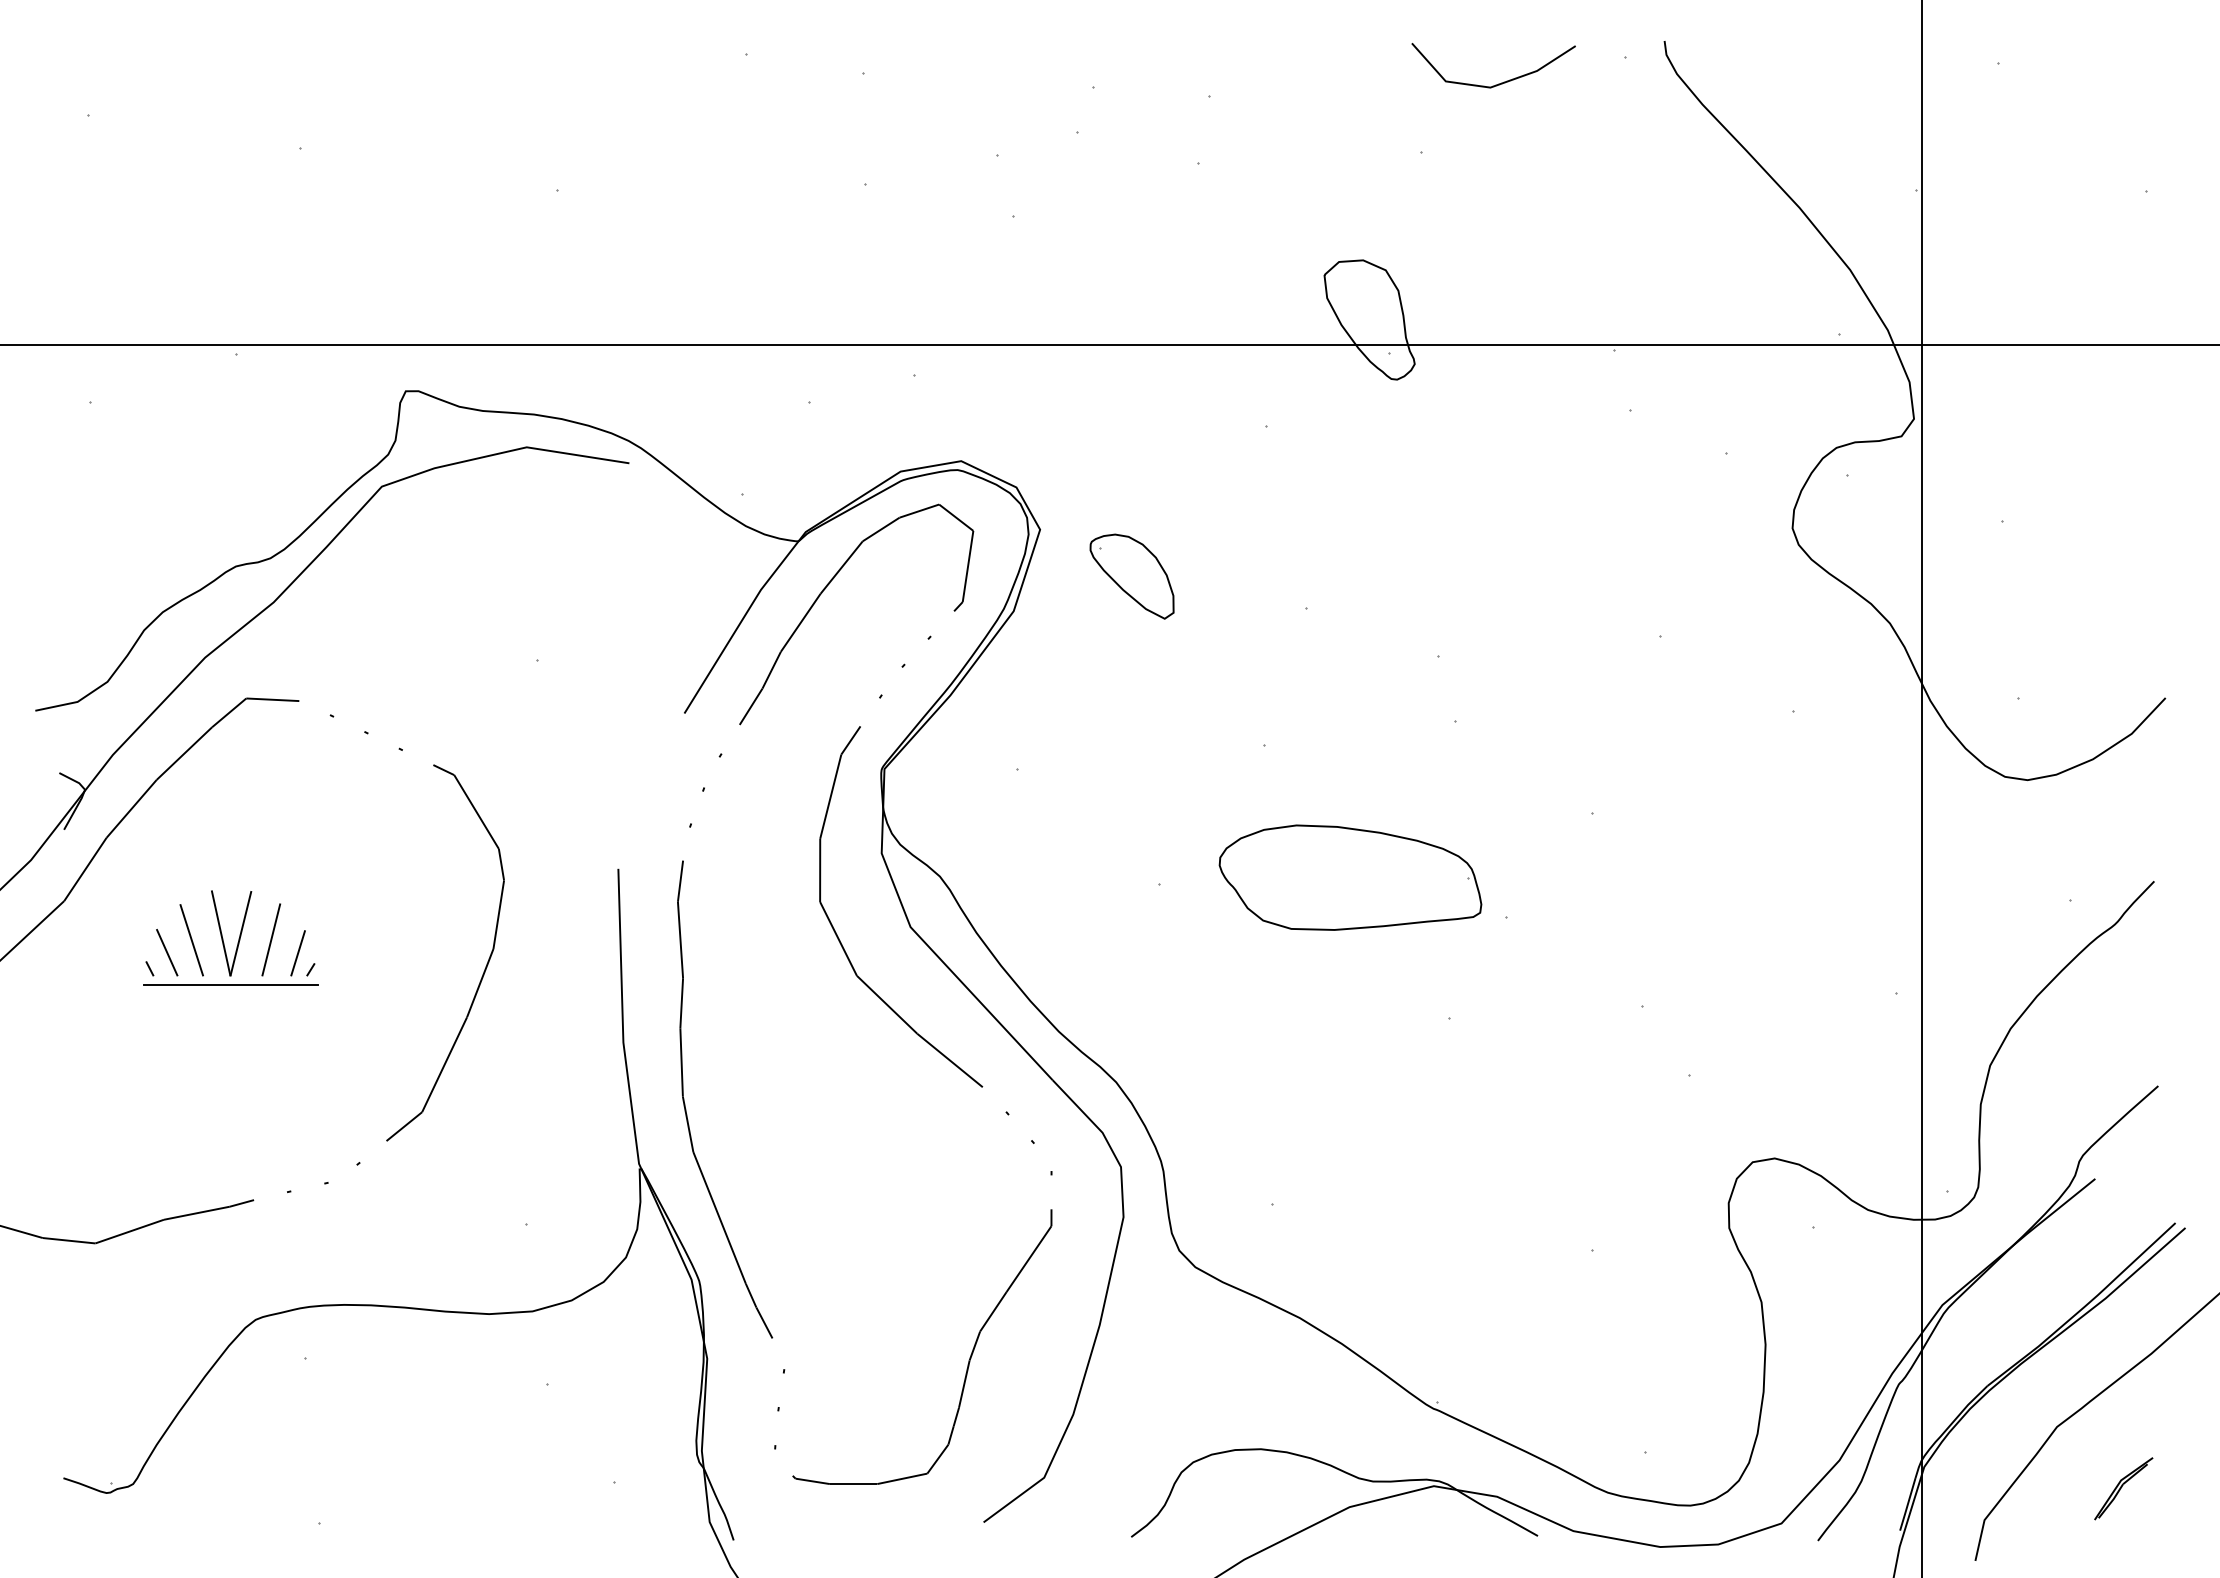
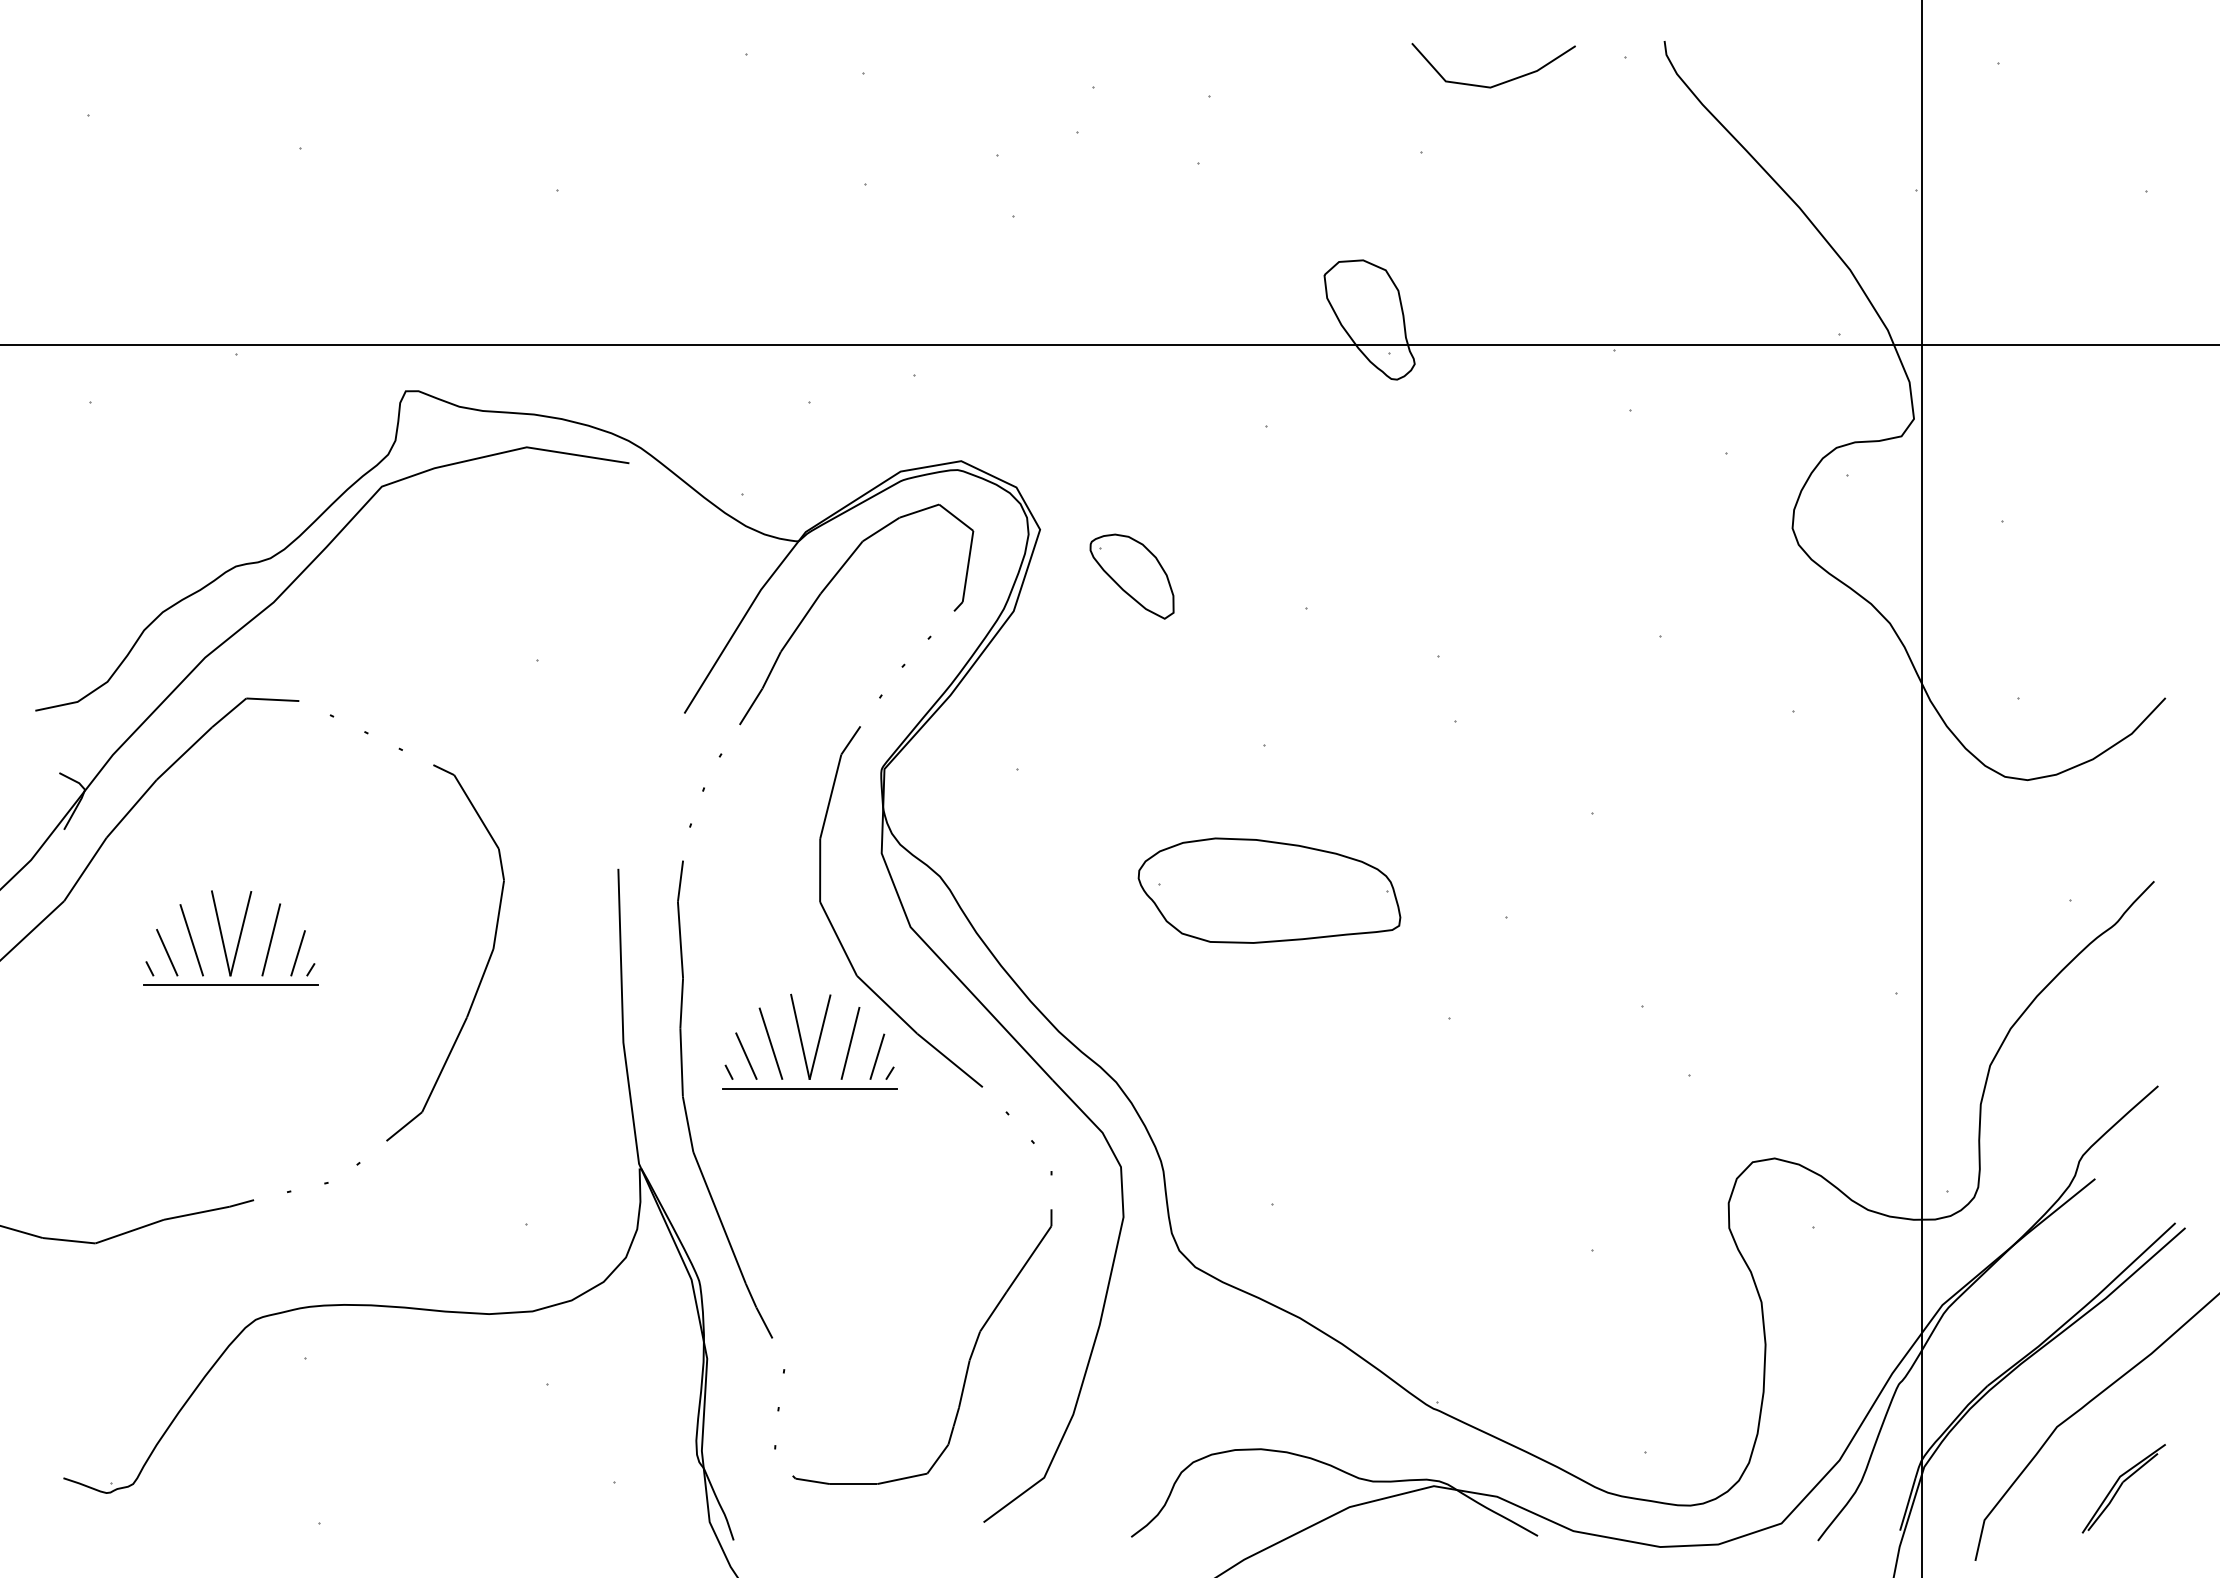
part position: (1350, 877) -> (1269, 890) (1269, 890)
part: none -> present (802, 1041)
part size: 60x64 px -> 85x90 px (2123, 1488)
